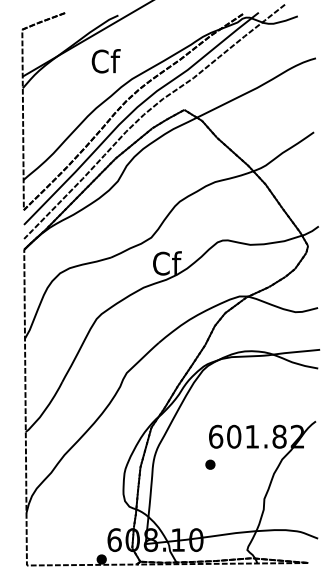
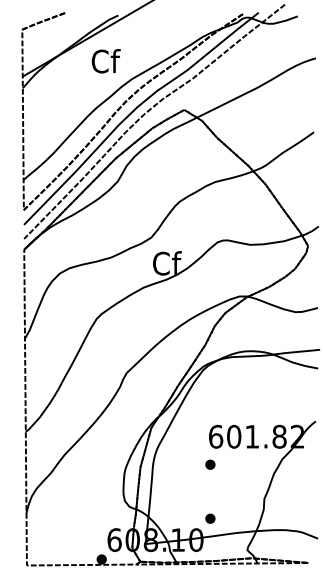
part: none -> present (210, 518)
